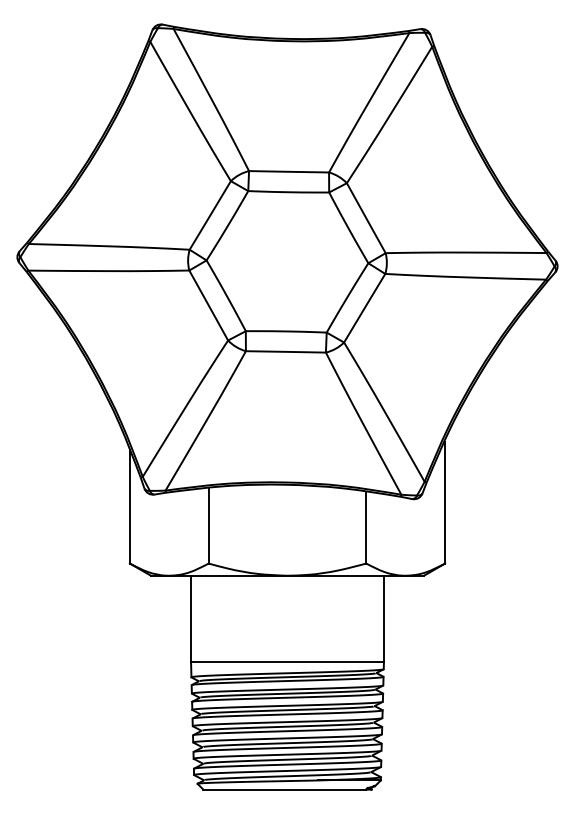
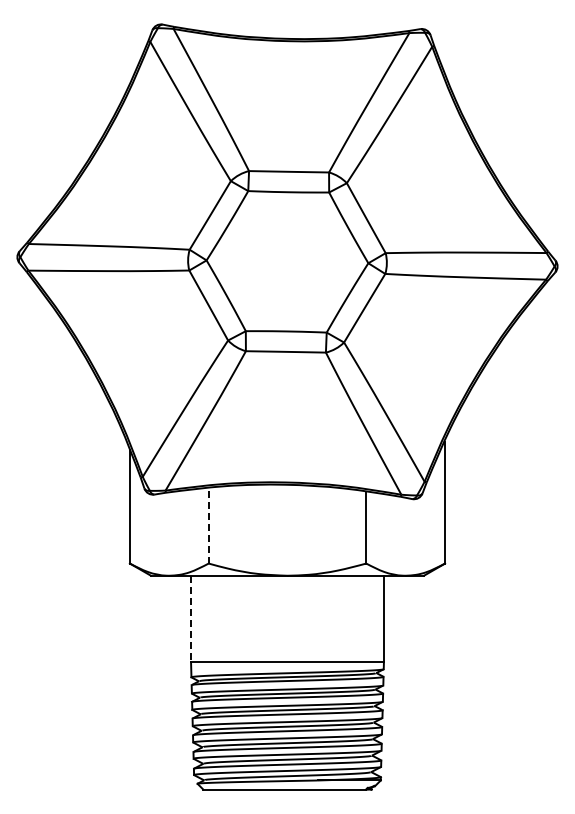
line: solid -> dashed (208, 525)
line: solid -> dashed (191, 619)
